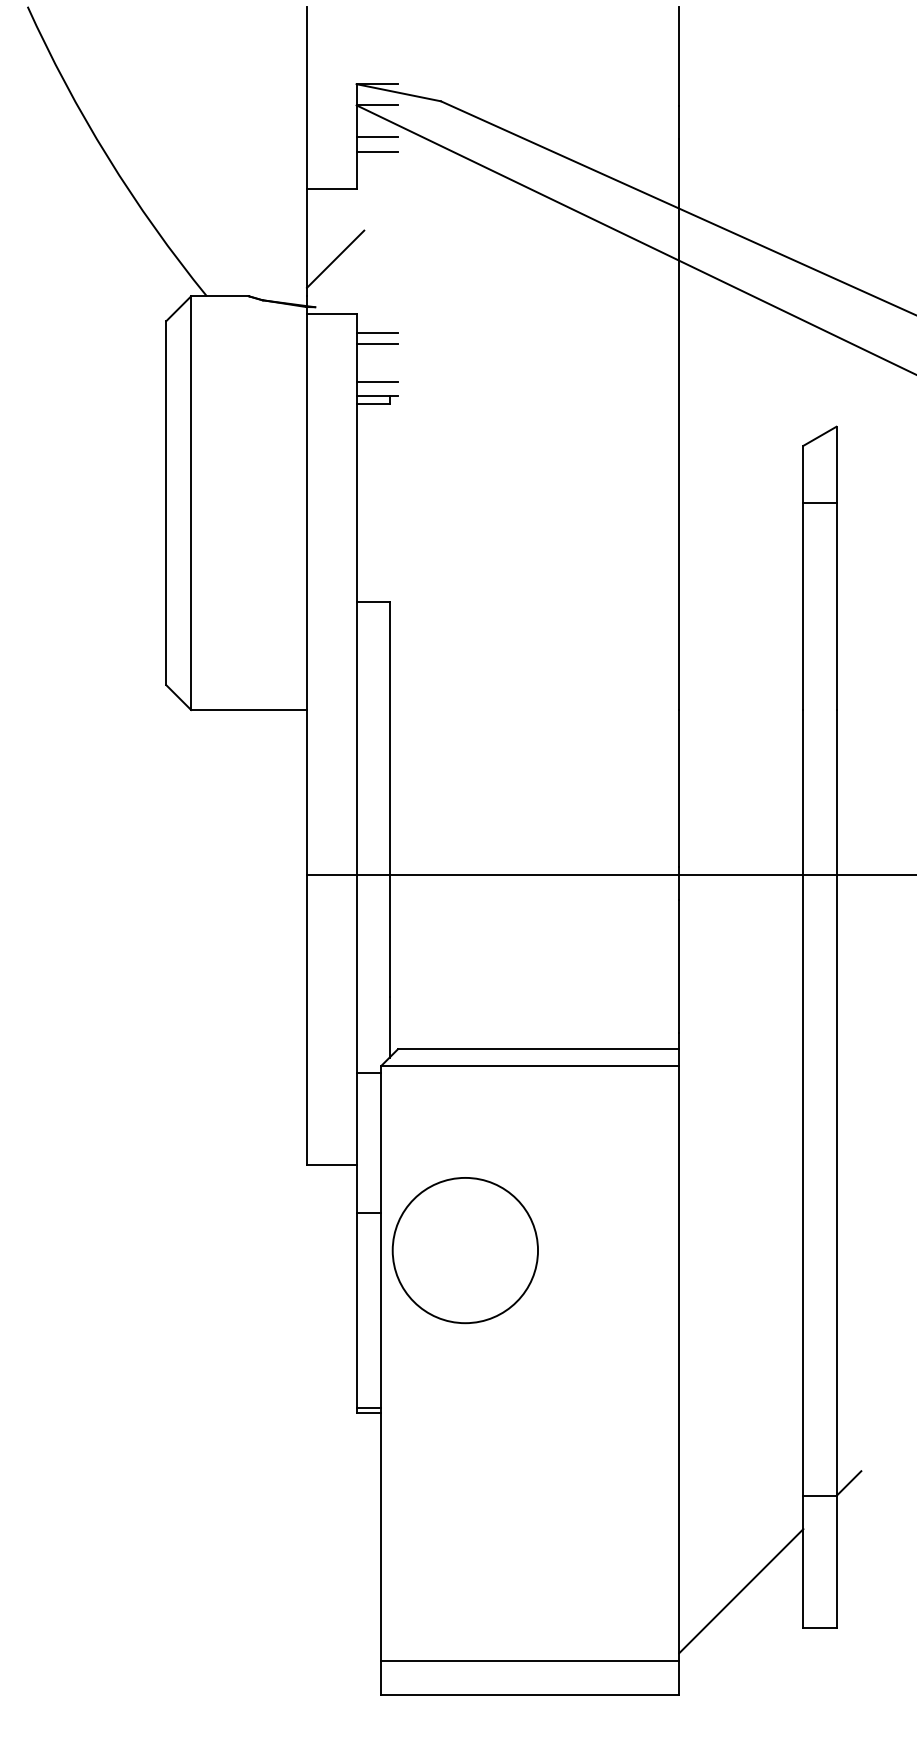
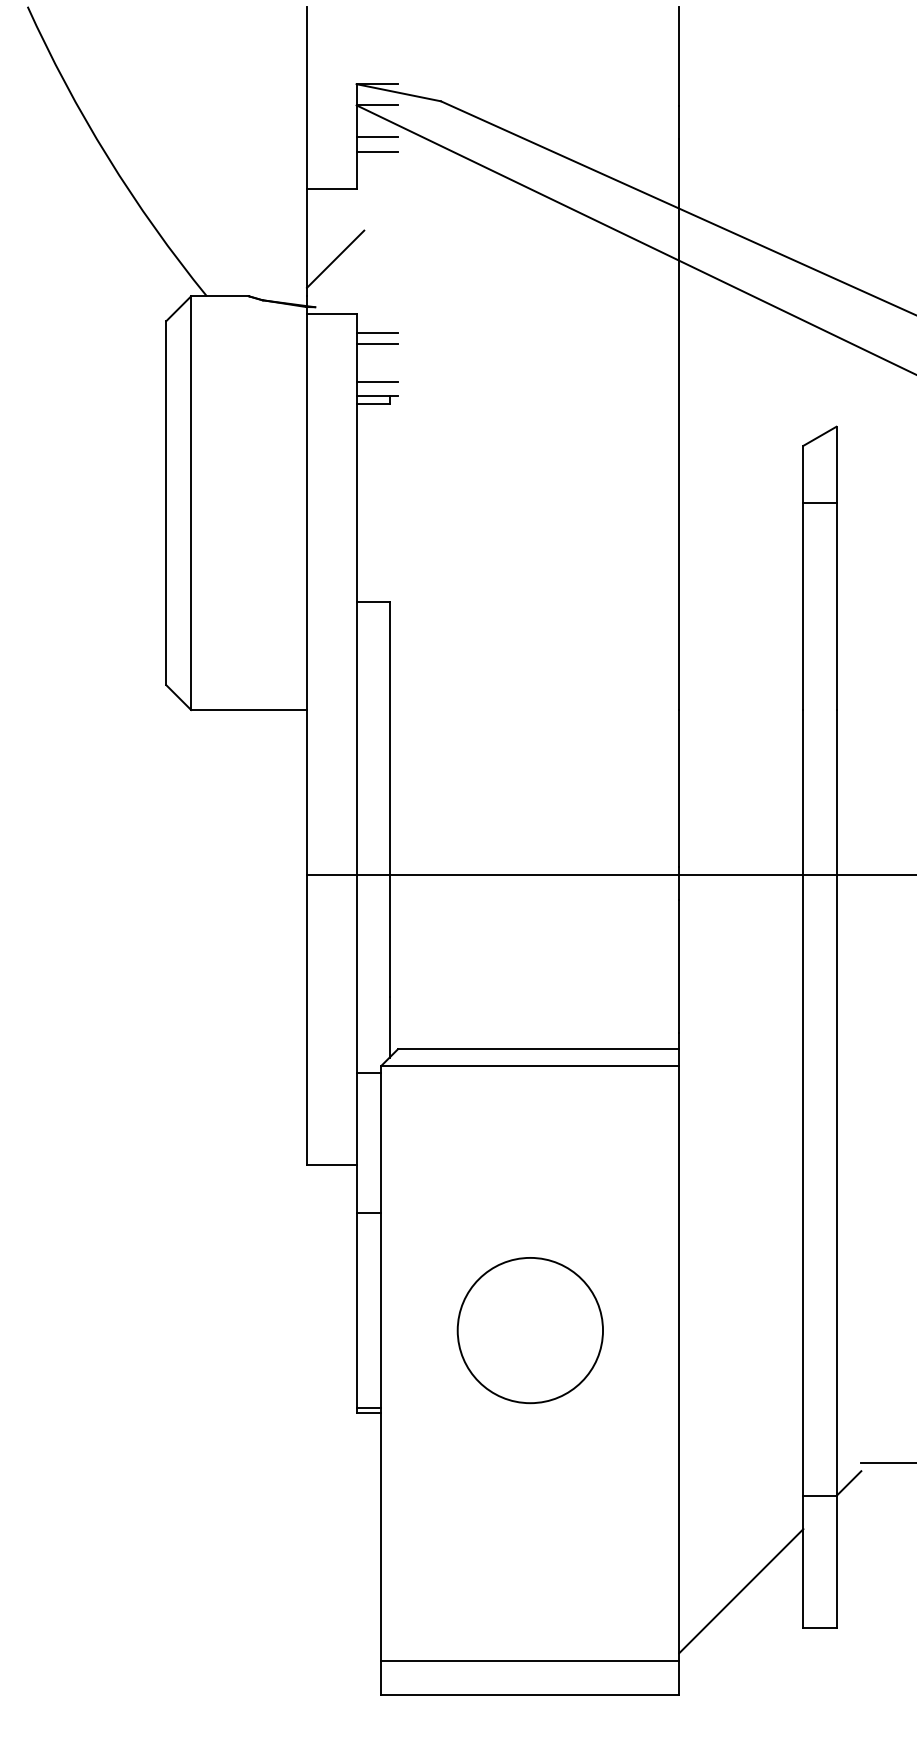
circle position: (464, 1250) -> (529, 1330) (529, 1330)
line: none -> present (887, 1462)
